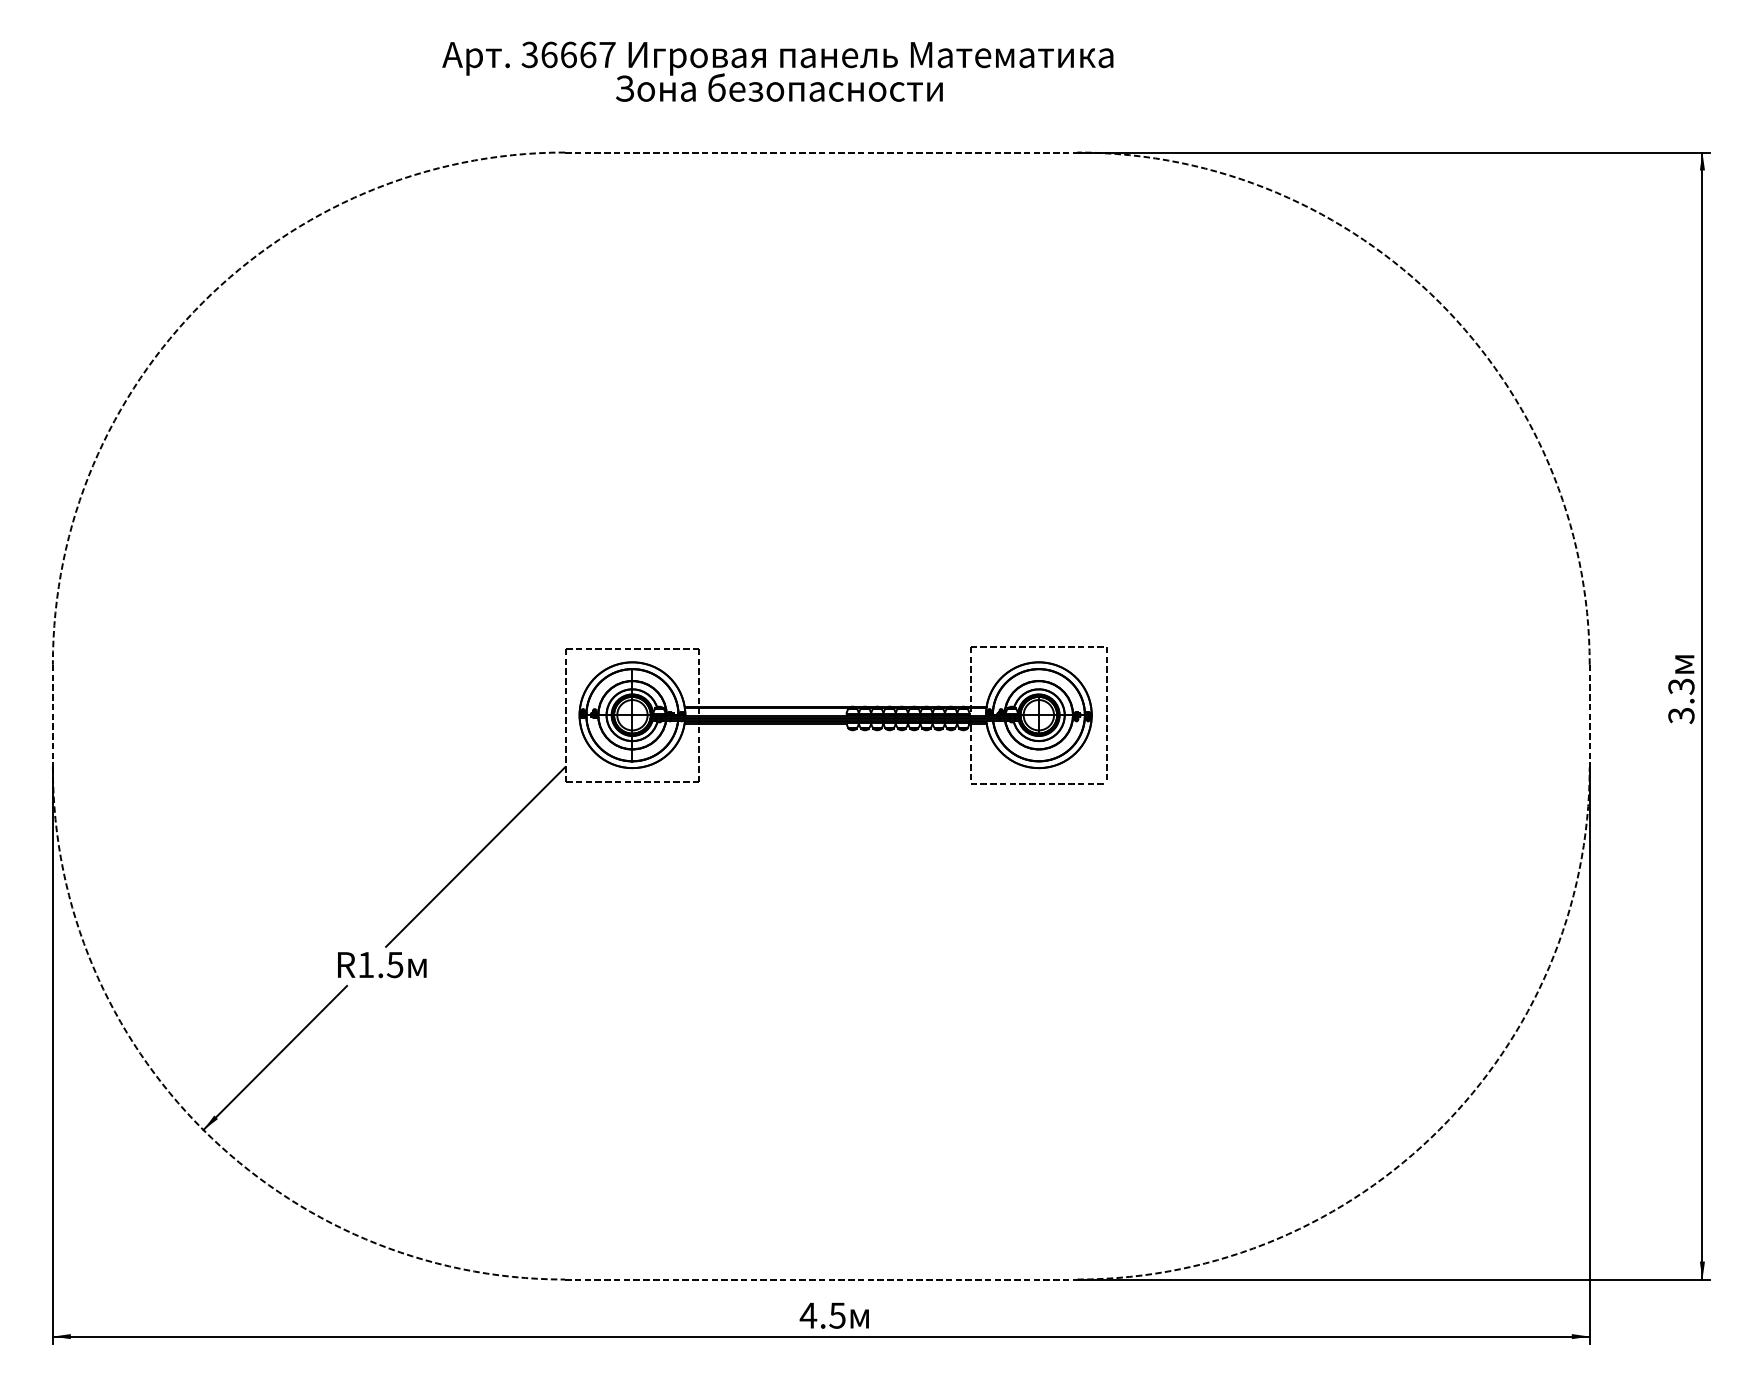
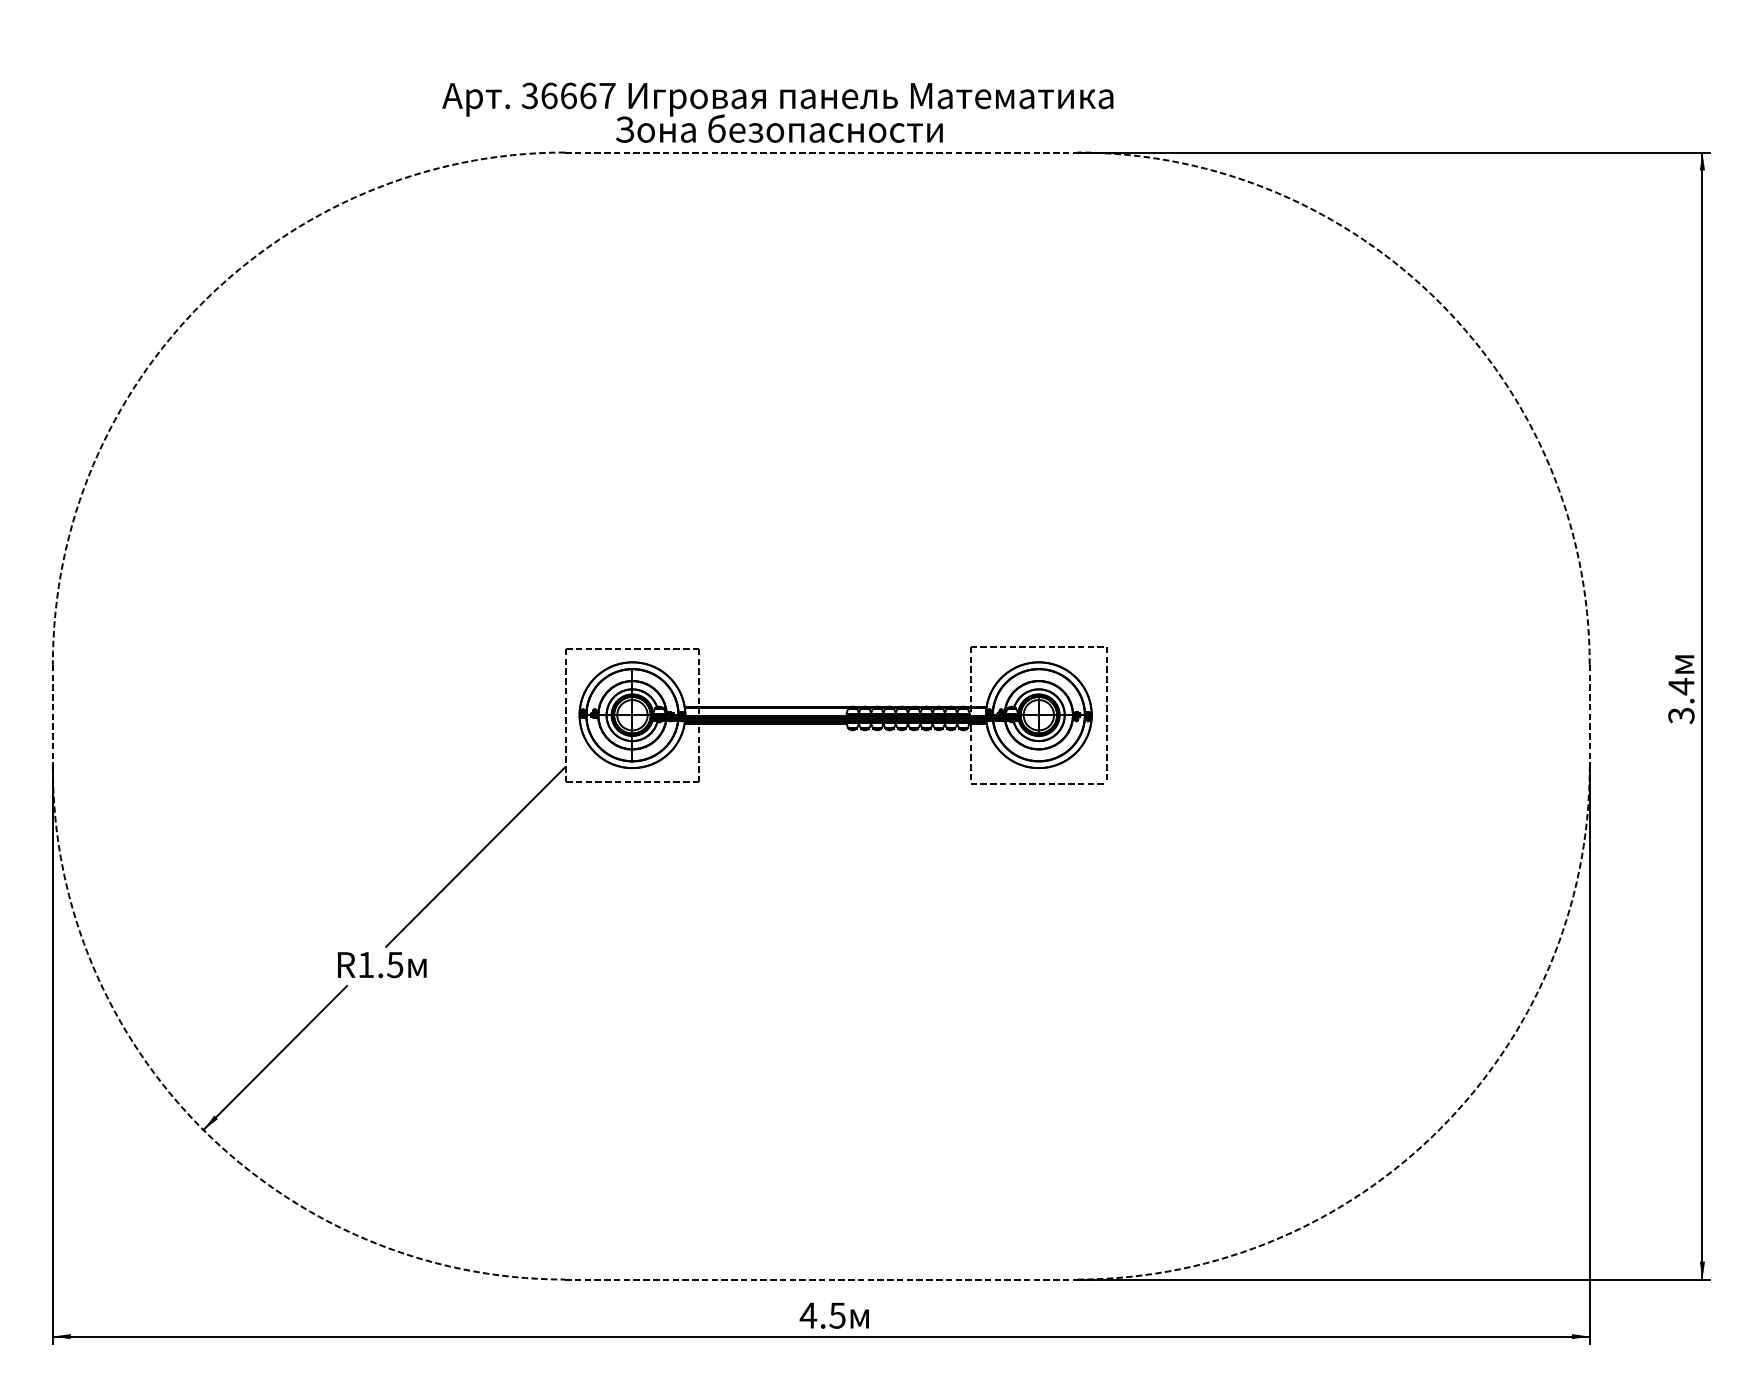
text position: (777, 71) -> (777, 112) (777, 112)
text: 3.3 -> 3.4 (1681, 686)
